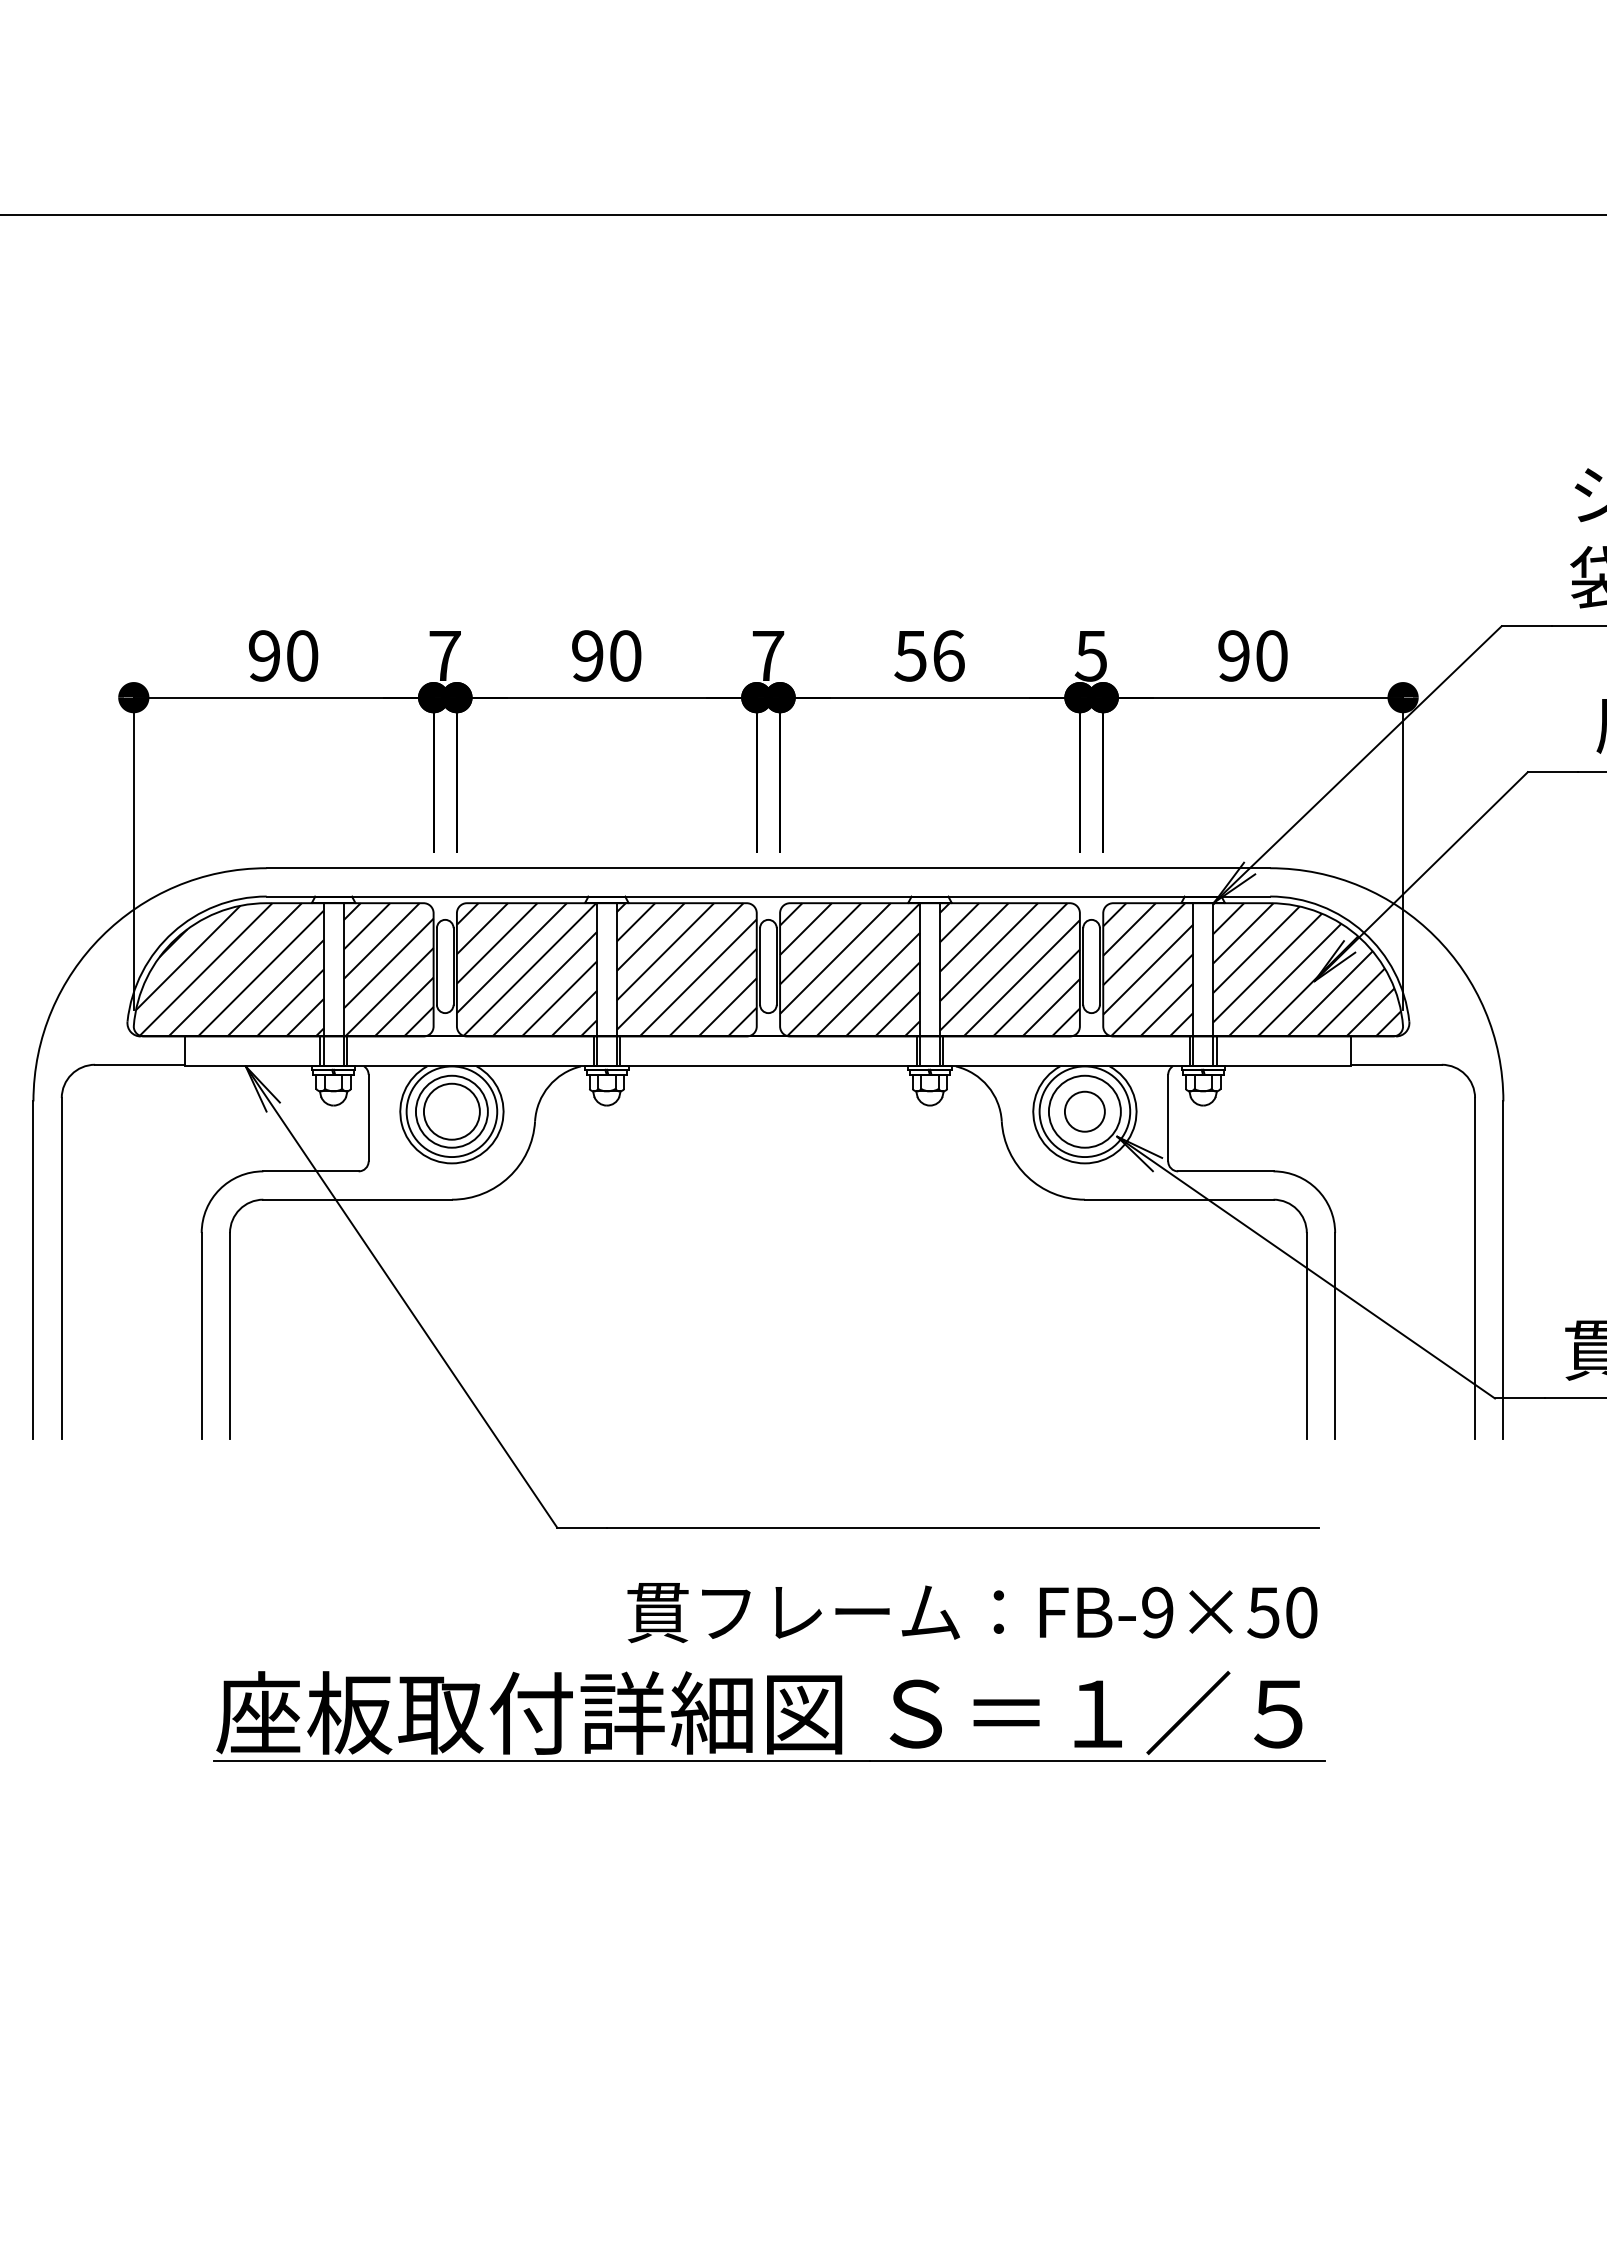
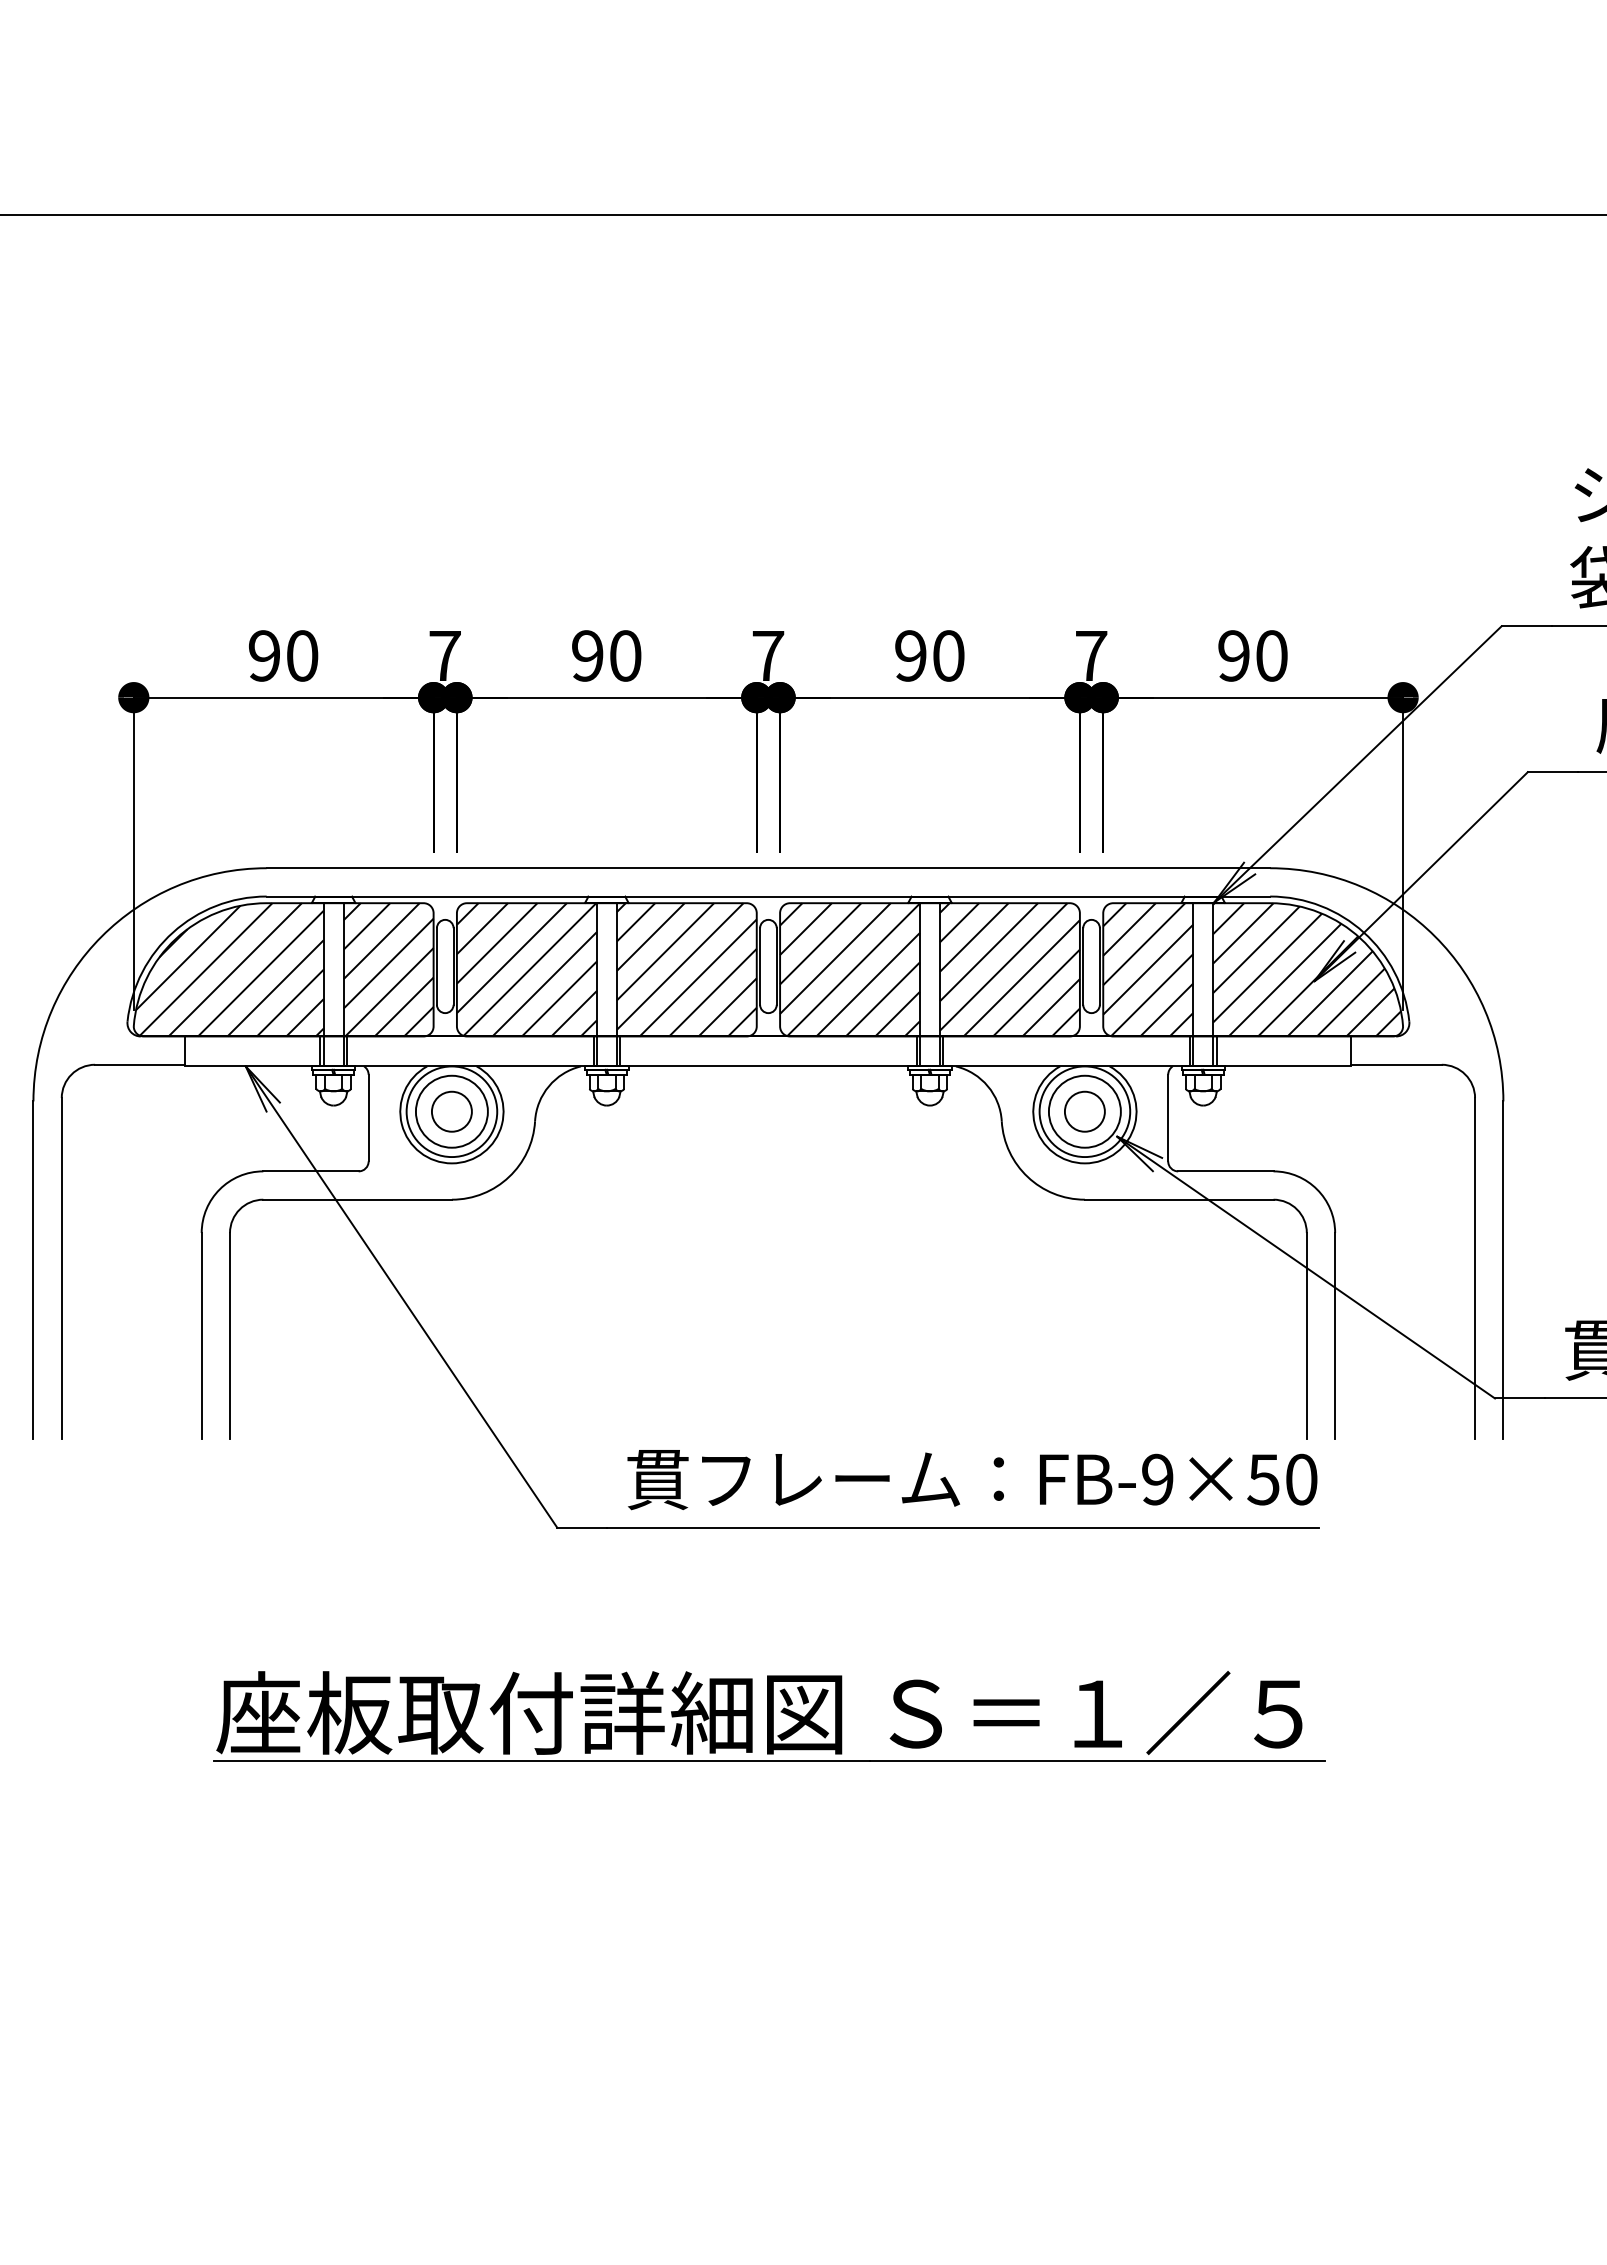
text: 56 -> 90 (929, 655)
text: 5 -> 7 (1090, 656)
circle diameter: 56 px -> 40 px (451, 1111)
text position: (972, 1613) -> (972, 1480) (972, 1480)
